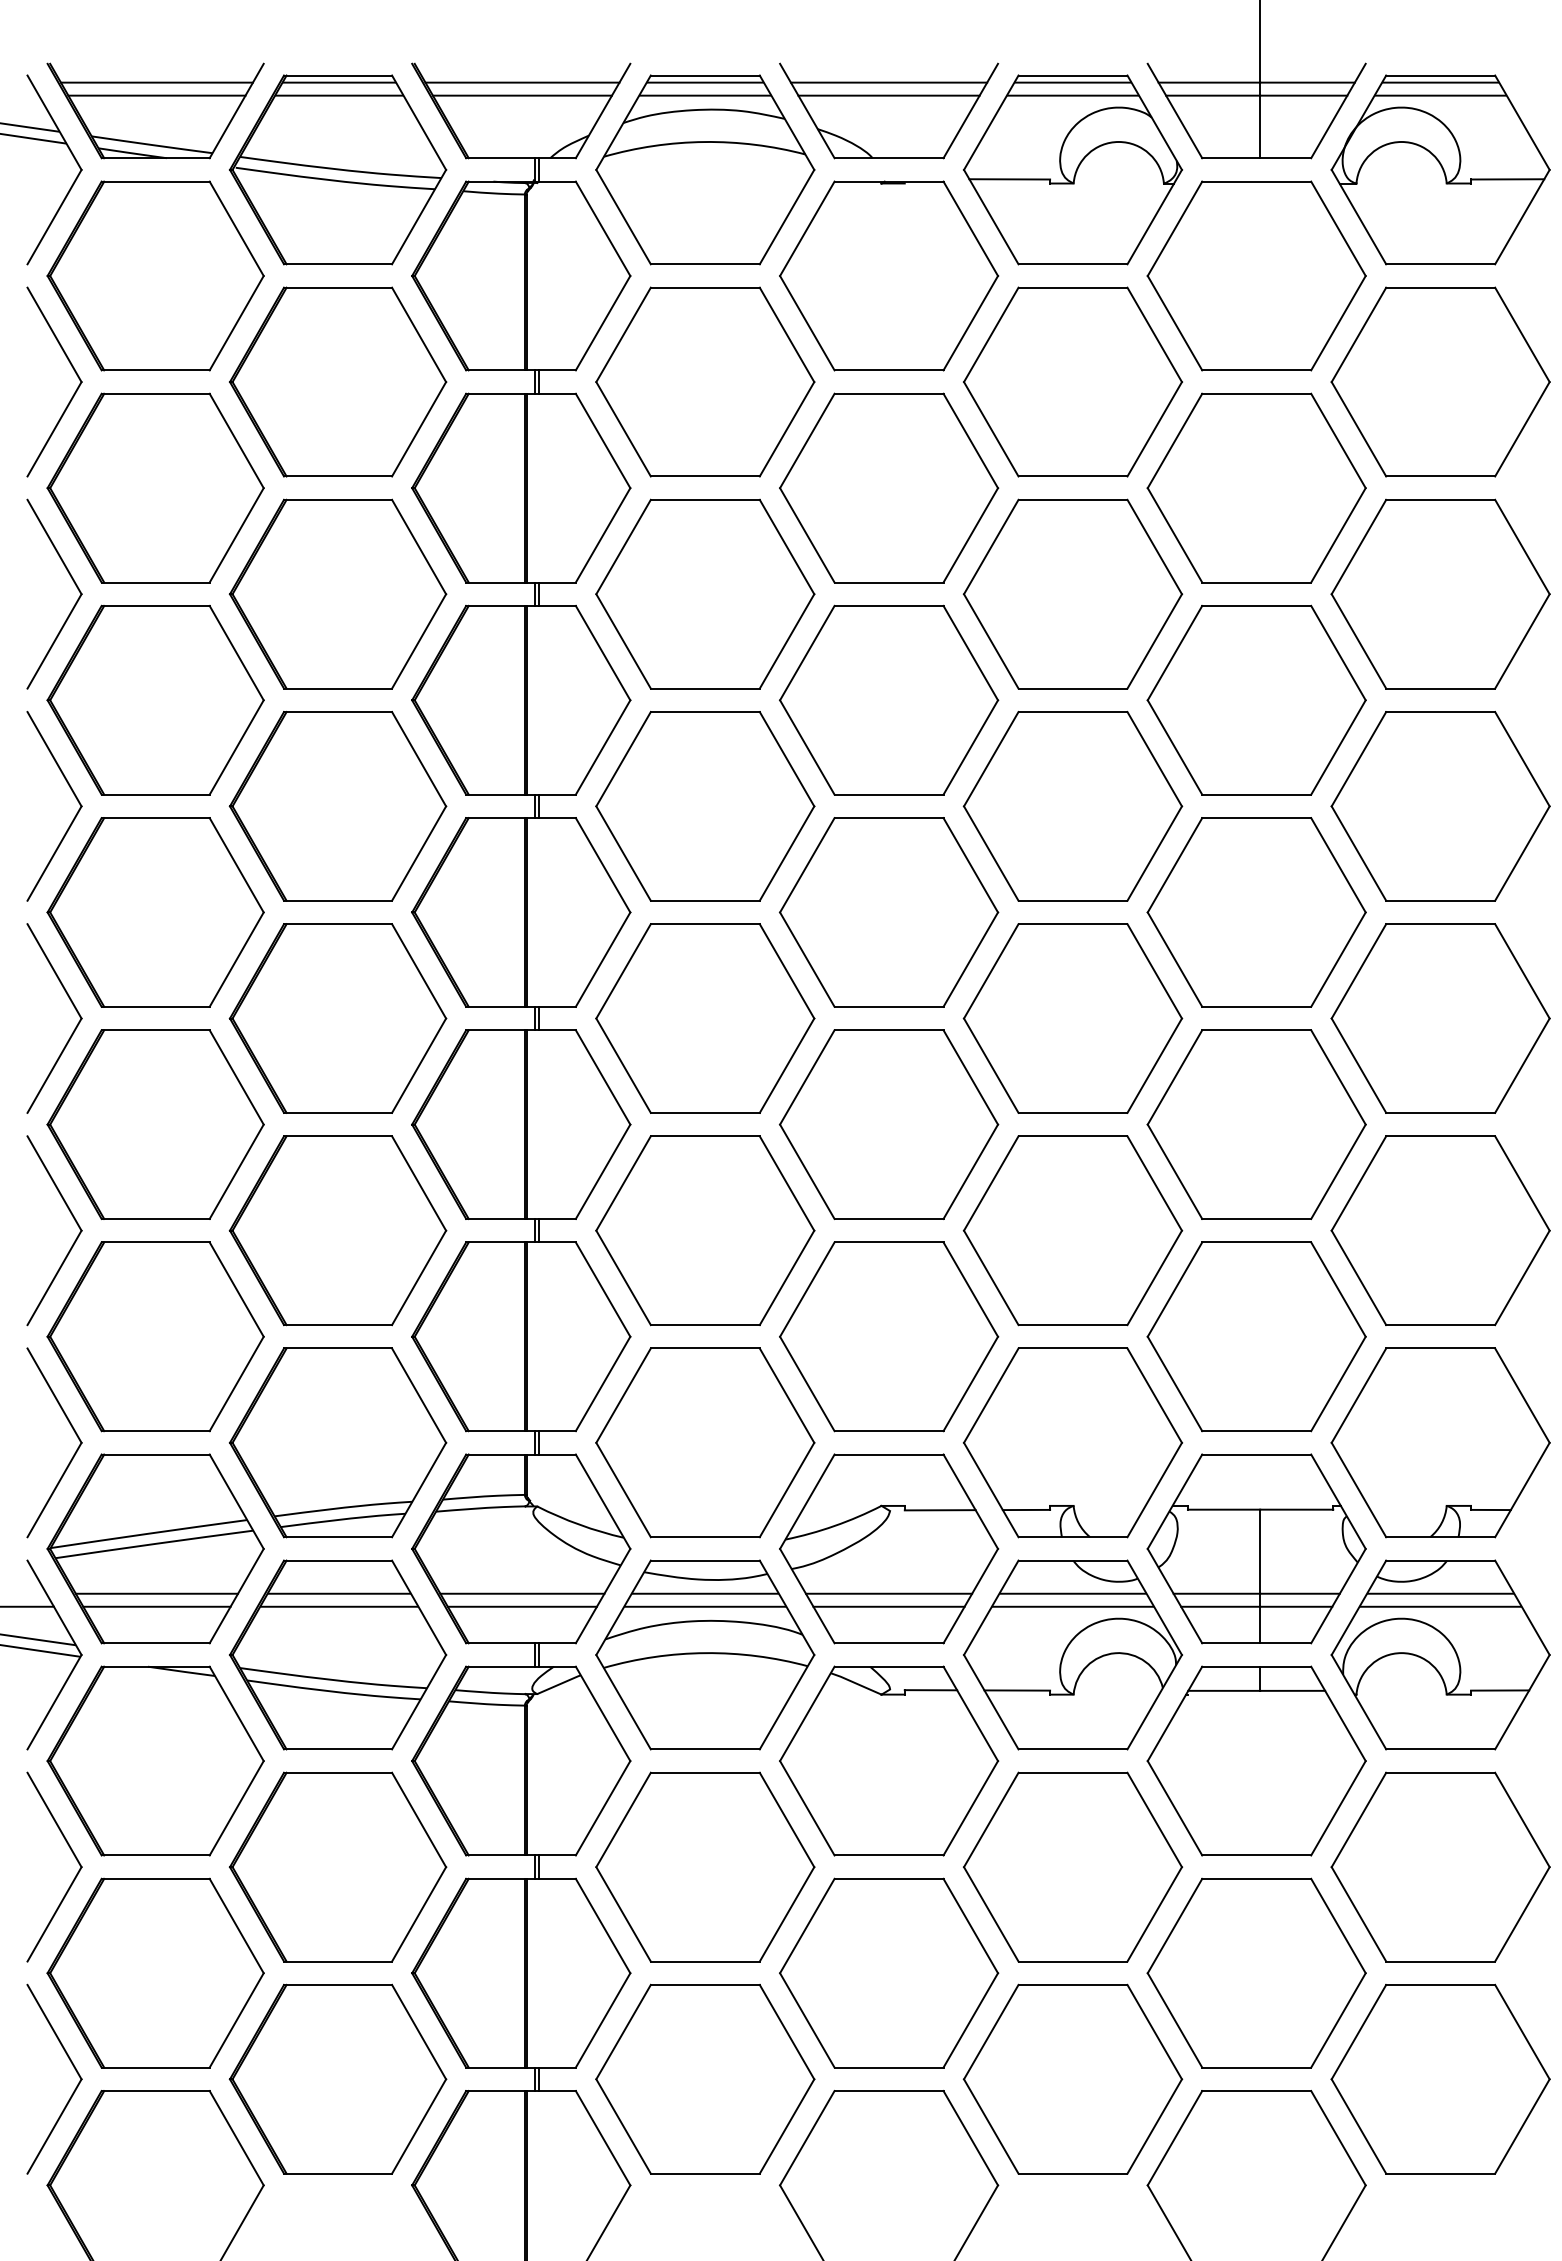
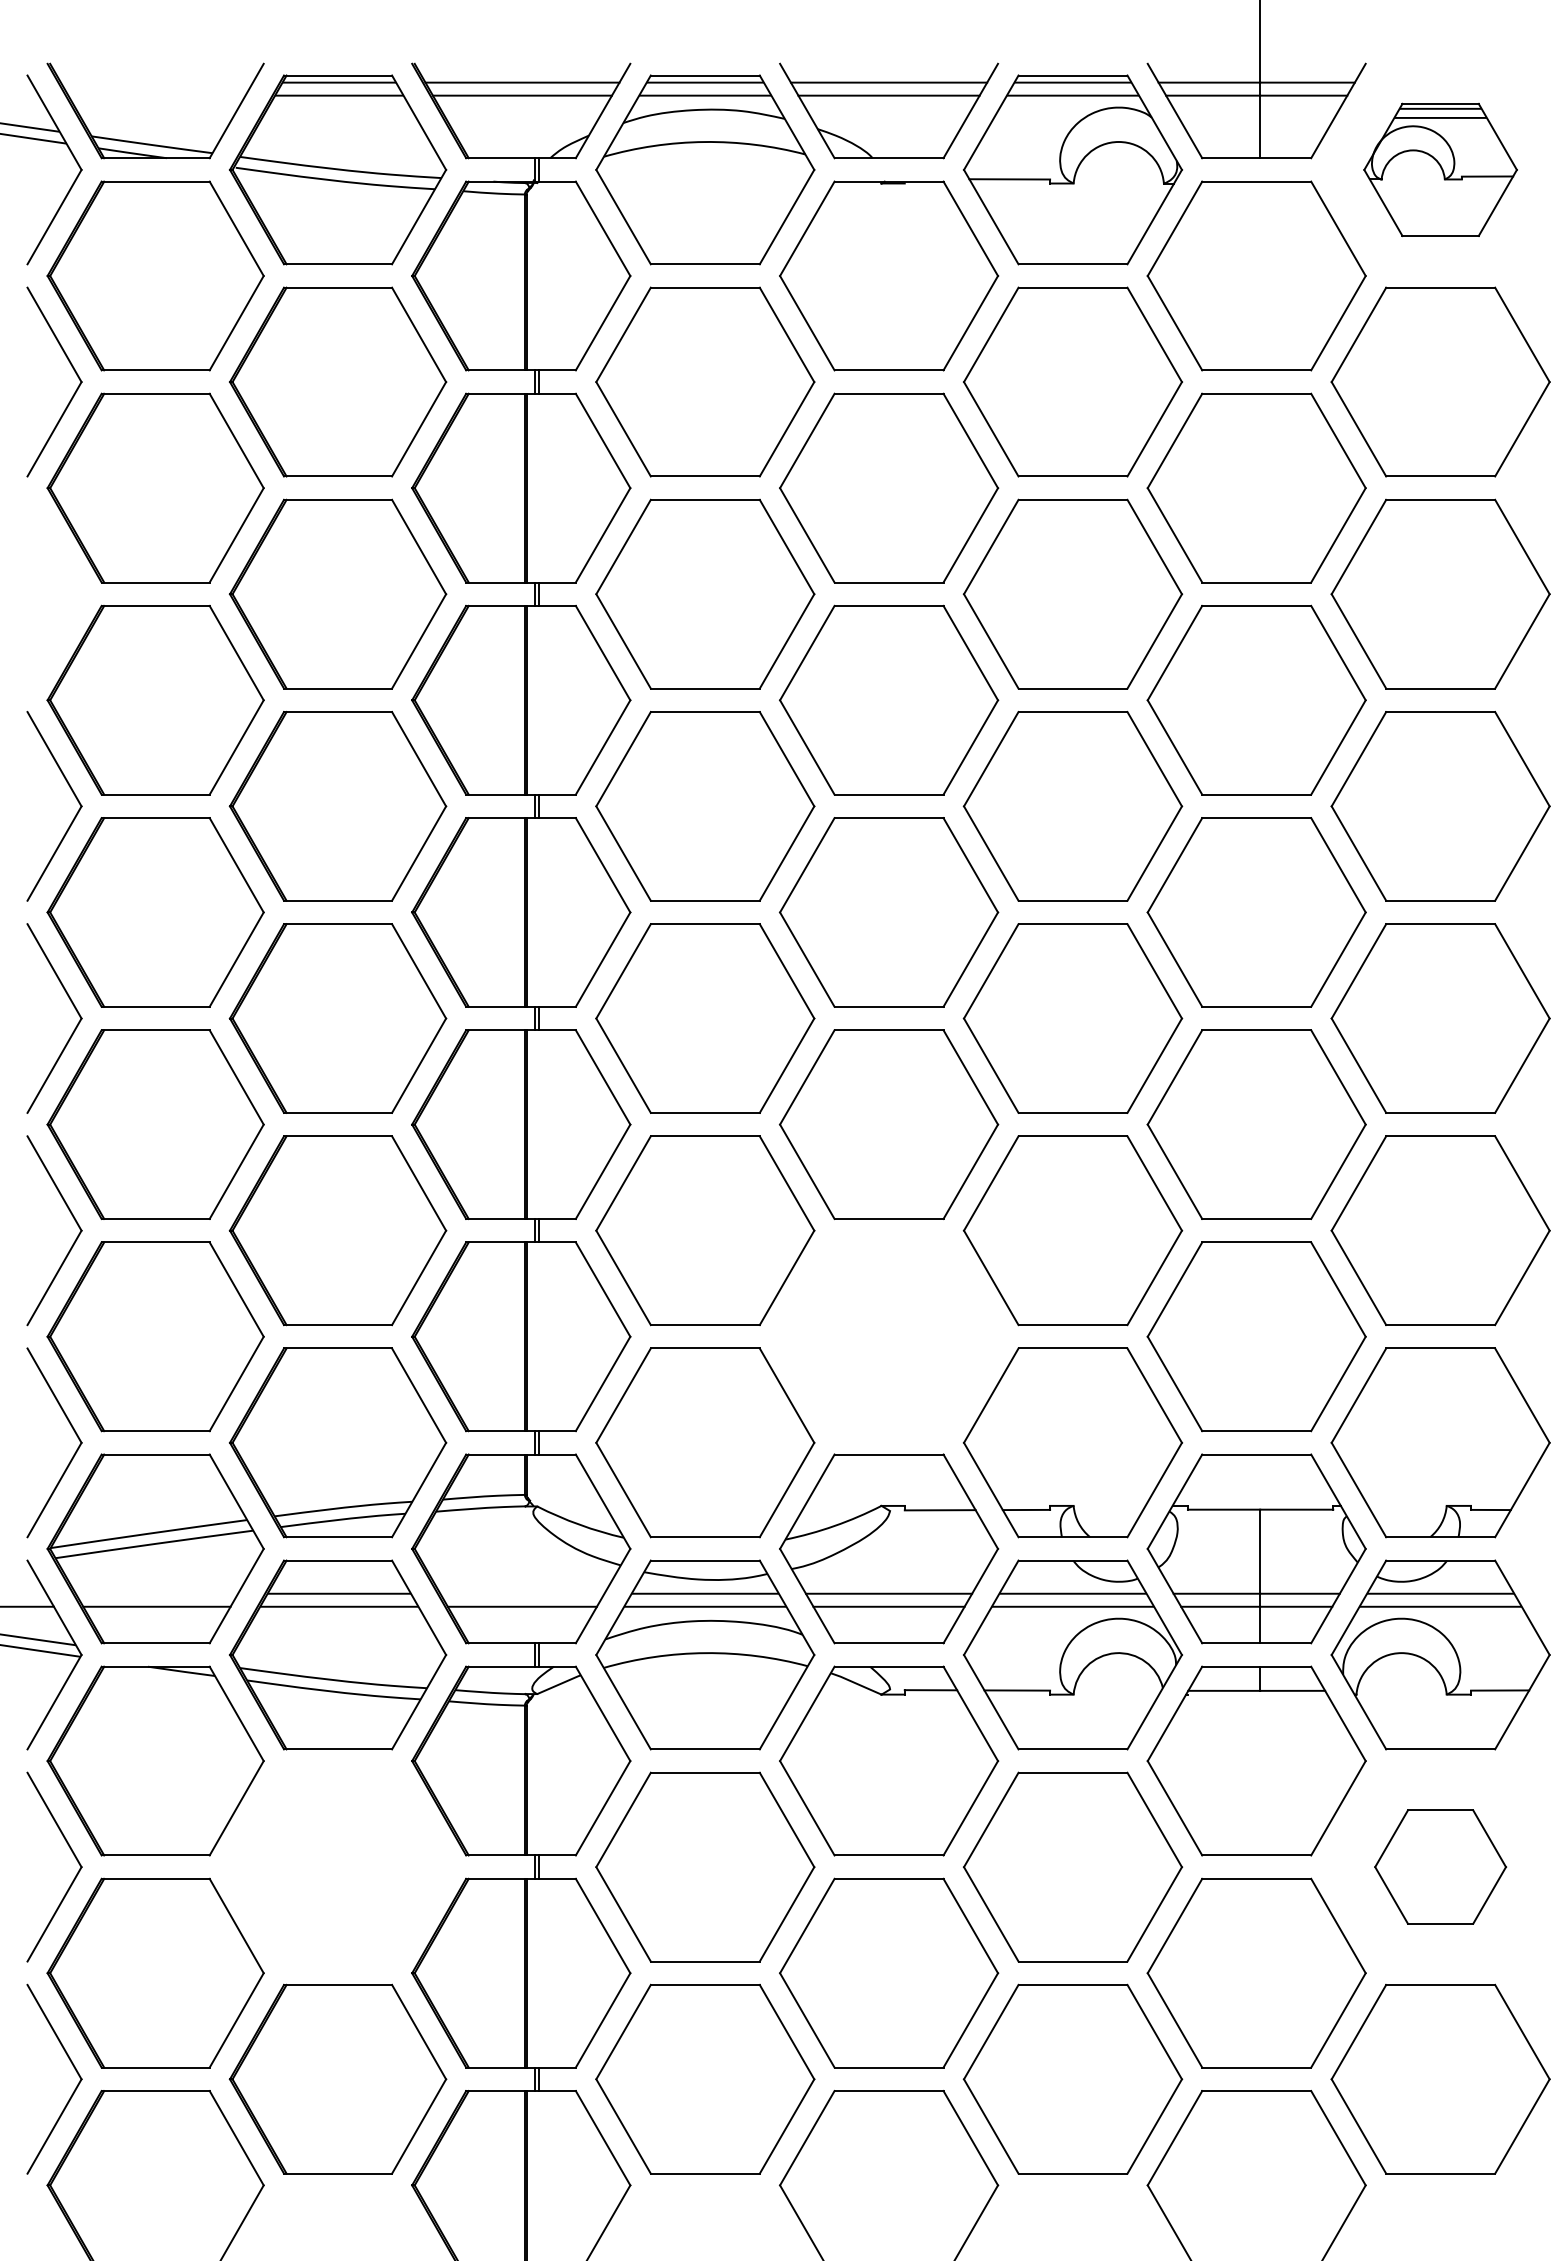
line: present -> none (156, 82)
line: present -> none (156, 95)
part size: 221x192 px -> 155x135 px (1440, 169)
part: present -> none (74, 584)
part: present -> none (889, 1336)
line: present -> none (156, 1593)
line: present -> none (522, 1593)
part: present -> none (337, 1866)
part size: 221x192 px -> 134x116 px (1440, 1866)
